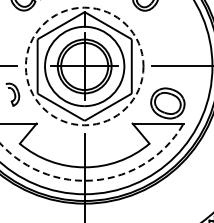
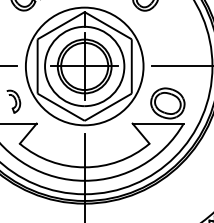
circle: dashed -> solid (84, 66)
part position: (12, 94) -> (13, 101) (13, 101)
arc: dashed -> solid (97, 180)
